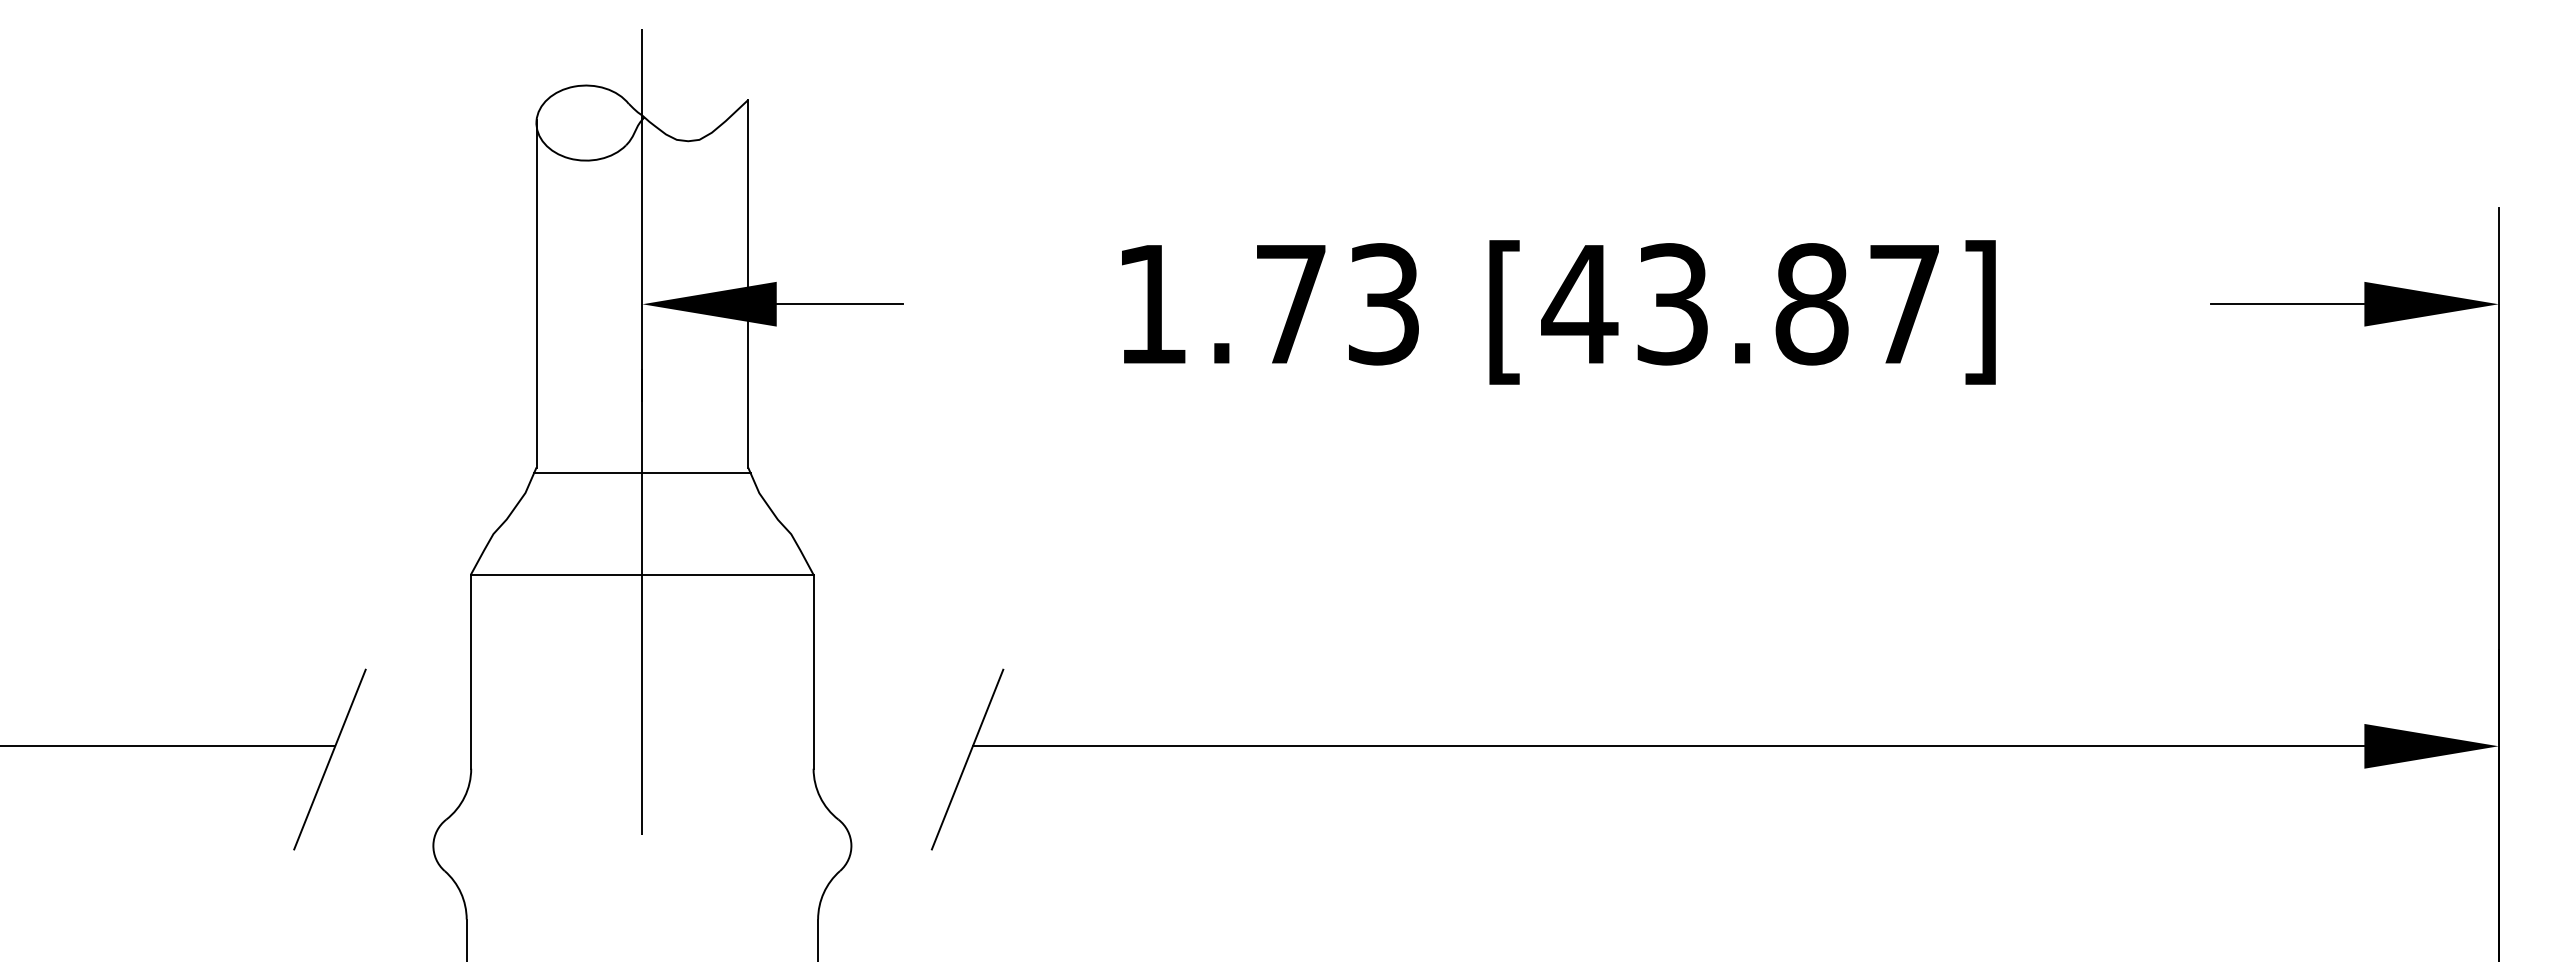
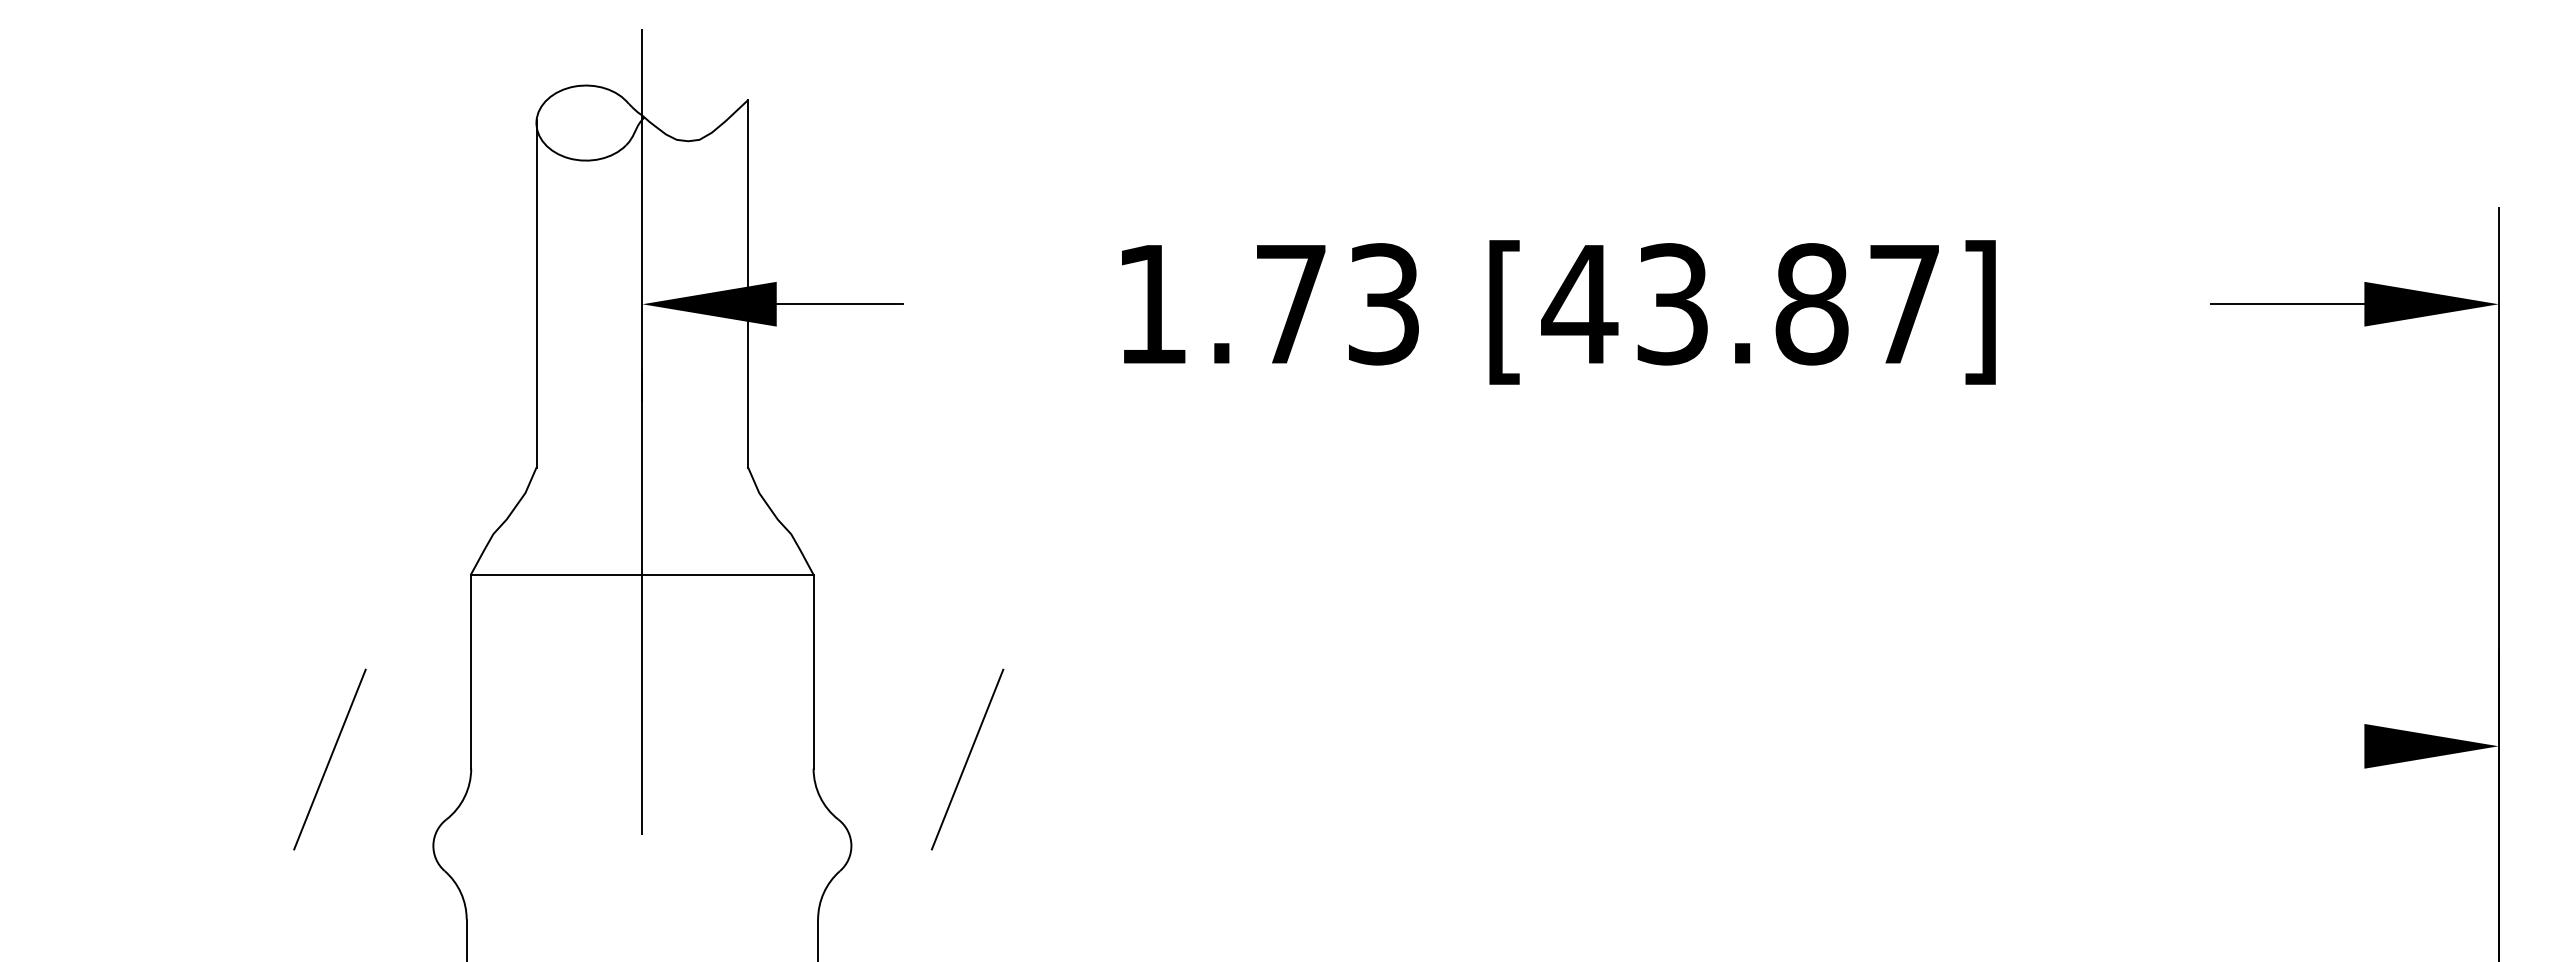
line: present -> none (642, 473)
line: present -> none (168, 746)
line: present -> none (1668, 746)
